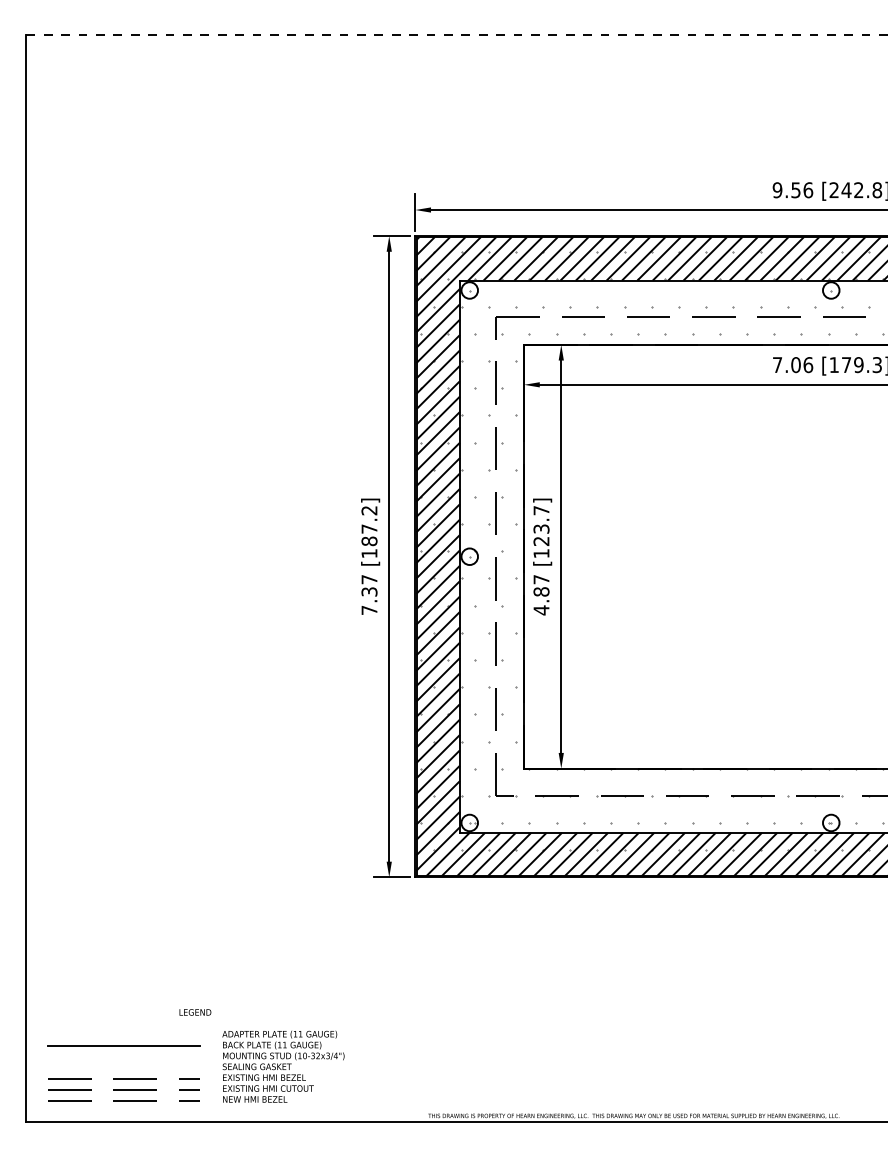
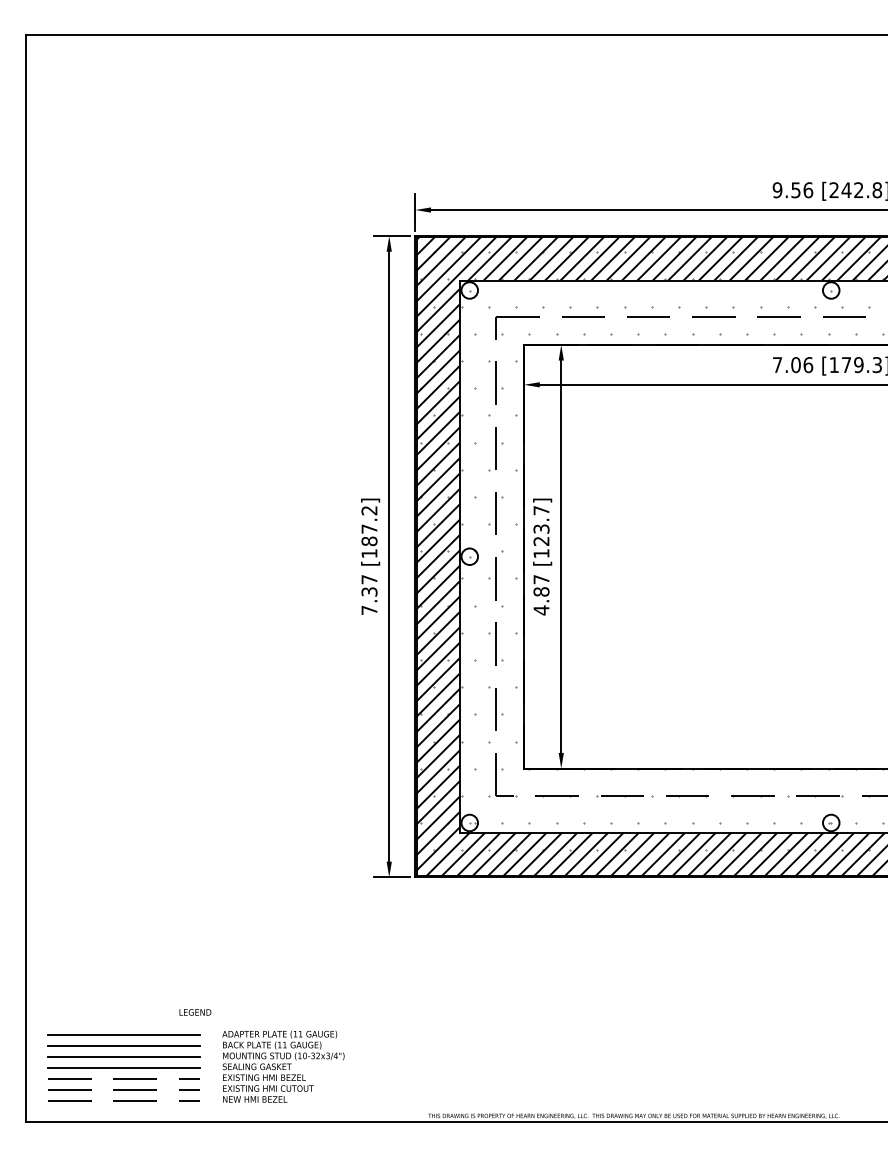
line: dashed -> solid (457, 34)
line: none -> present (124, 1035)
line: none -> present (123, 1056)
line: none -> present (124, 1067)
